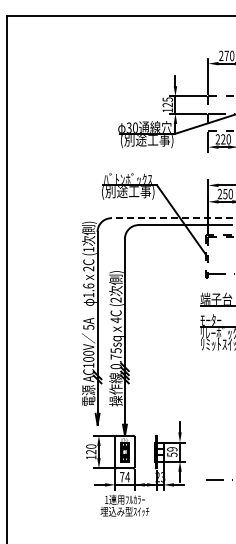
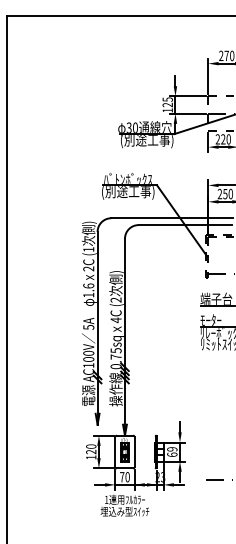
line: dashed -> solid (171, 218)
text: 59 -> 69 (172, 454)
text: 74 -> 70 (127, 477)
